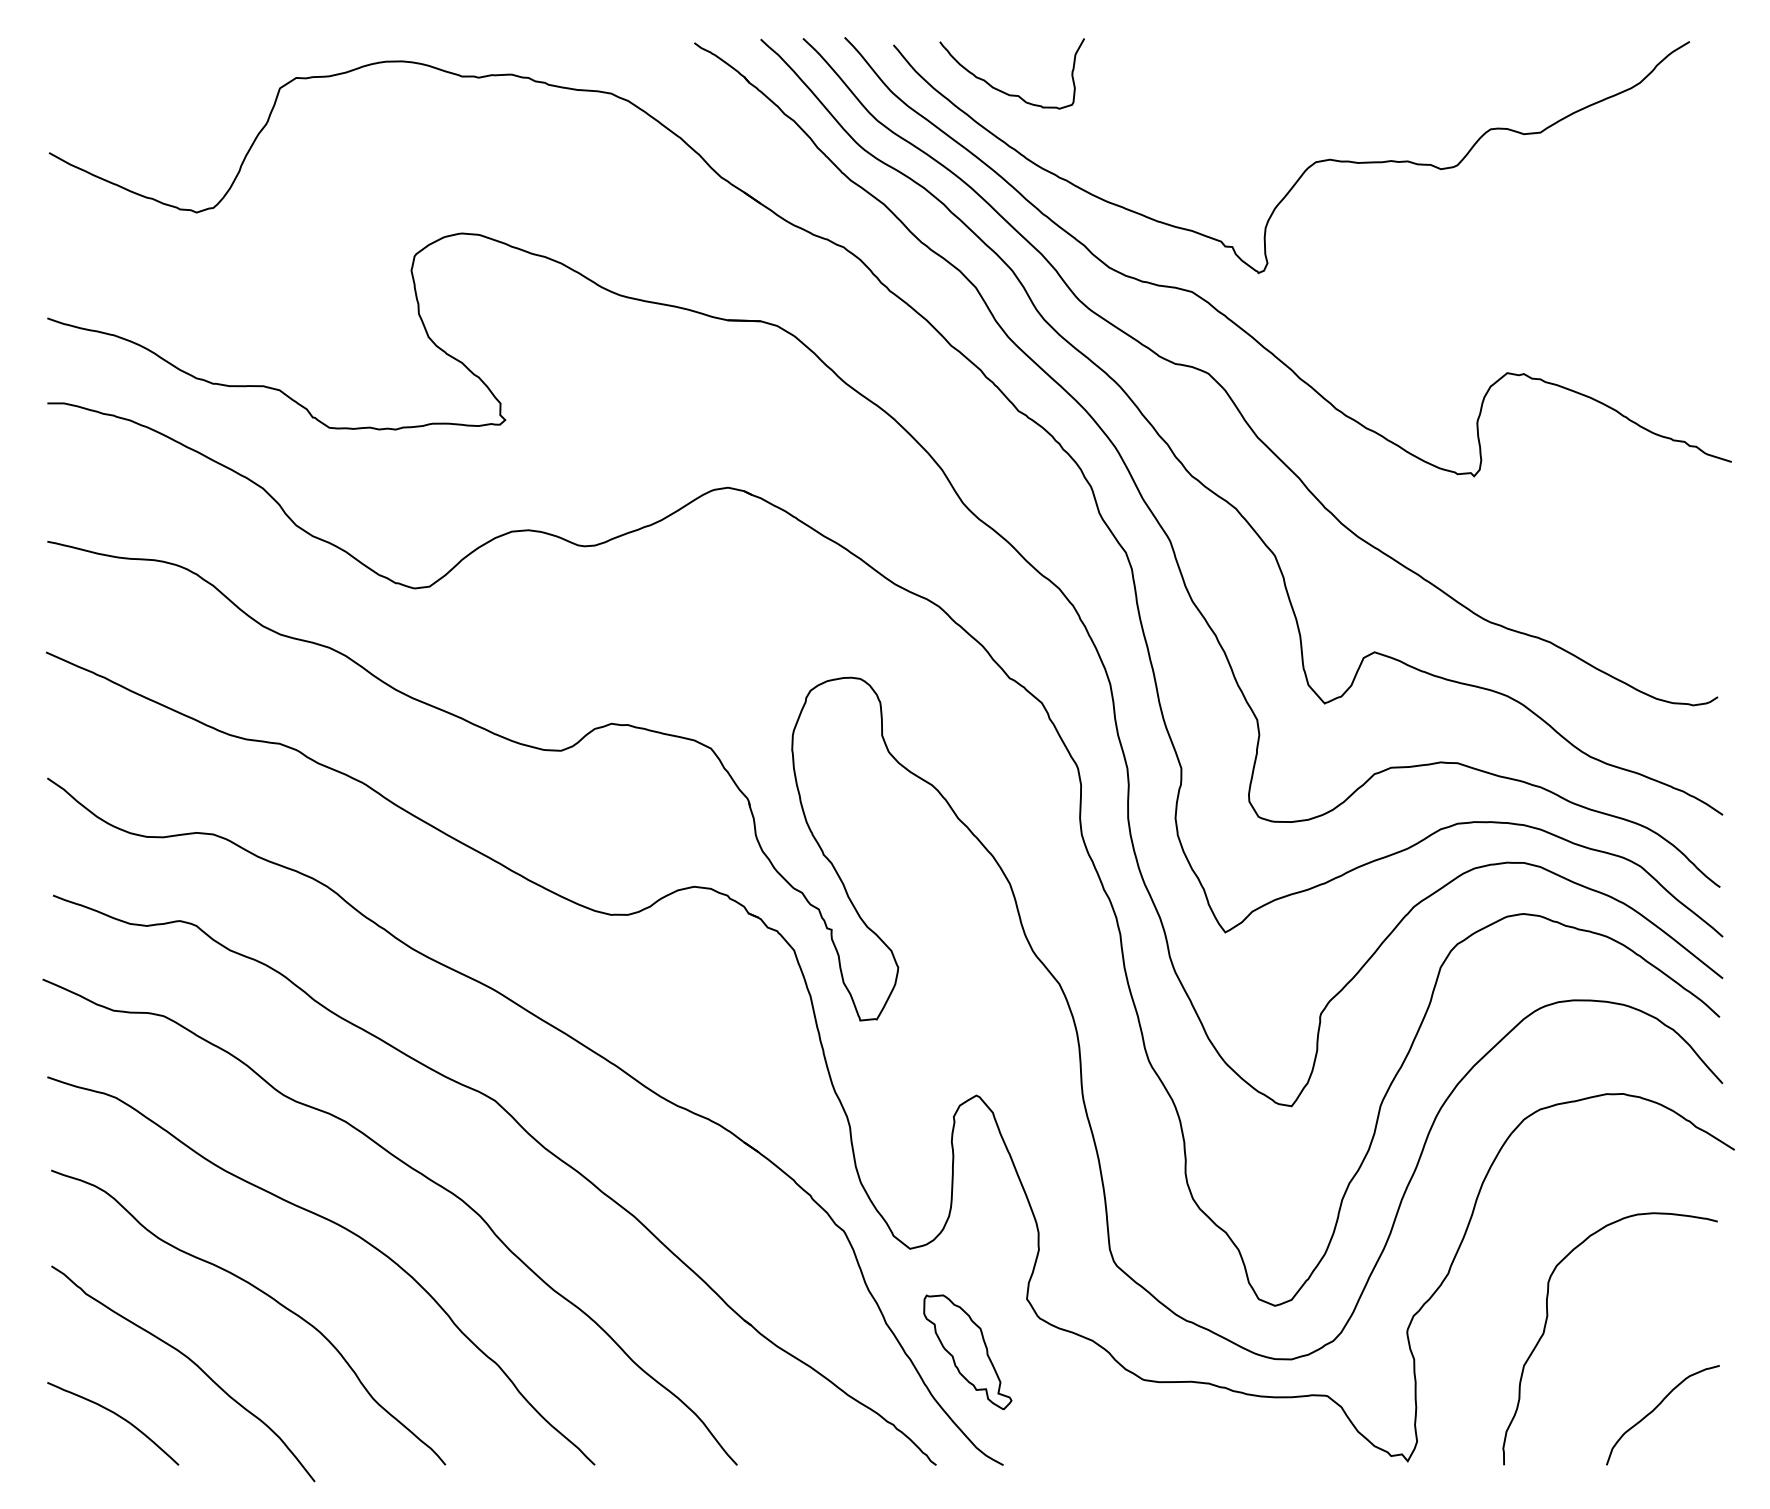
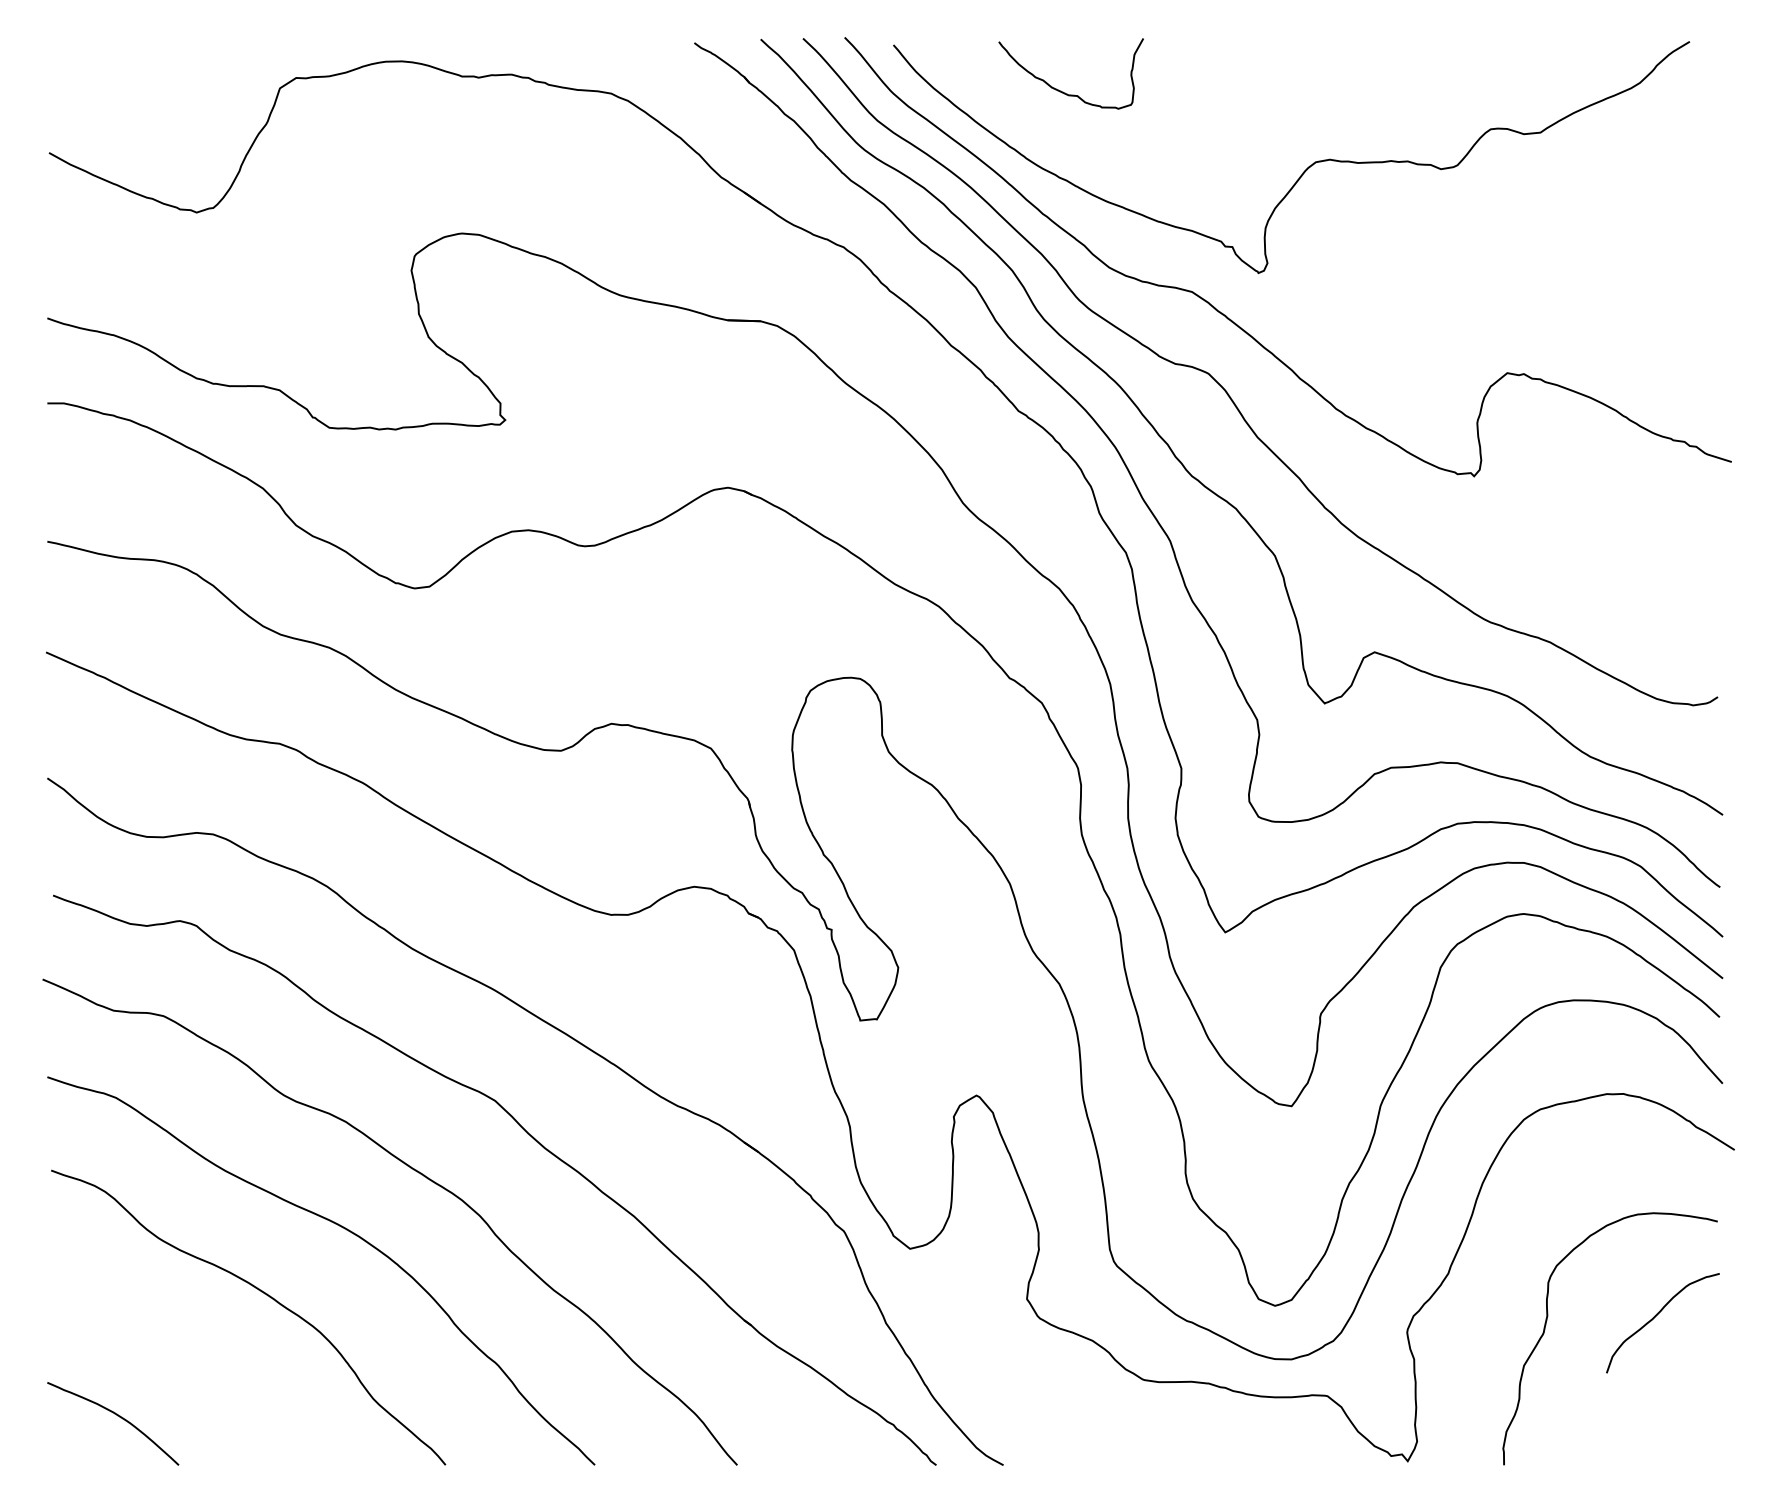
curve position: (1004, 91) -> (1063, 91) (1063, 91)
part: present -> none (967, 1351)
curve: present -> none (190, 1361)
curve position: (1656, 1408) -> (1656, 1316) (1656, 1316)
